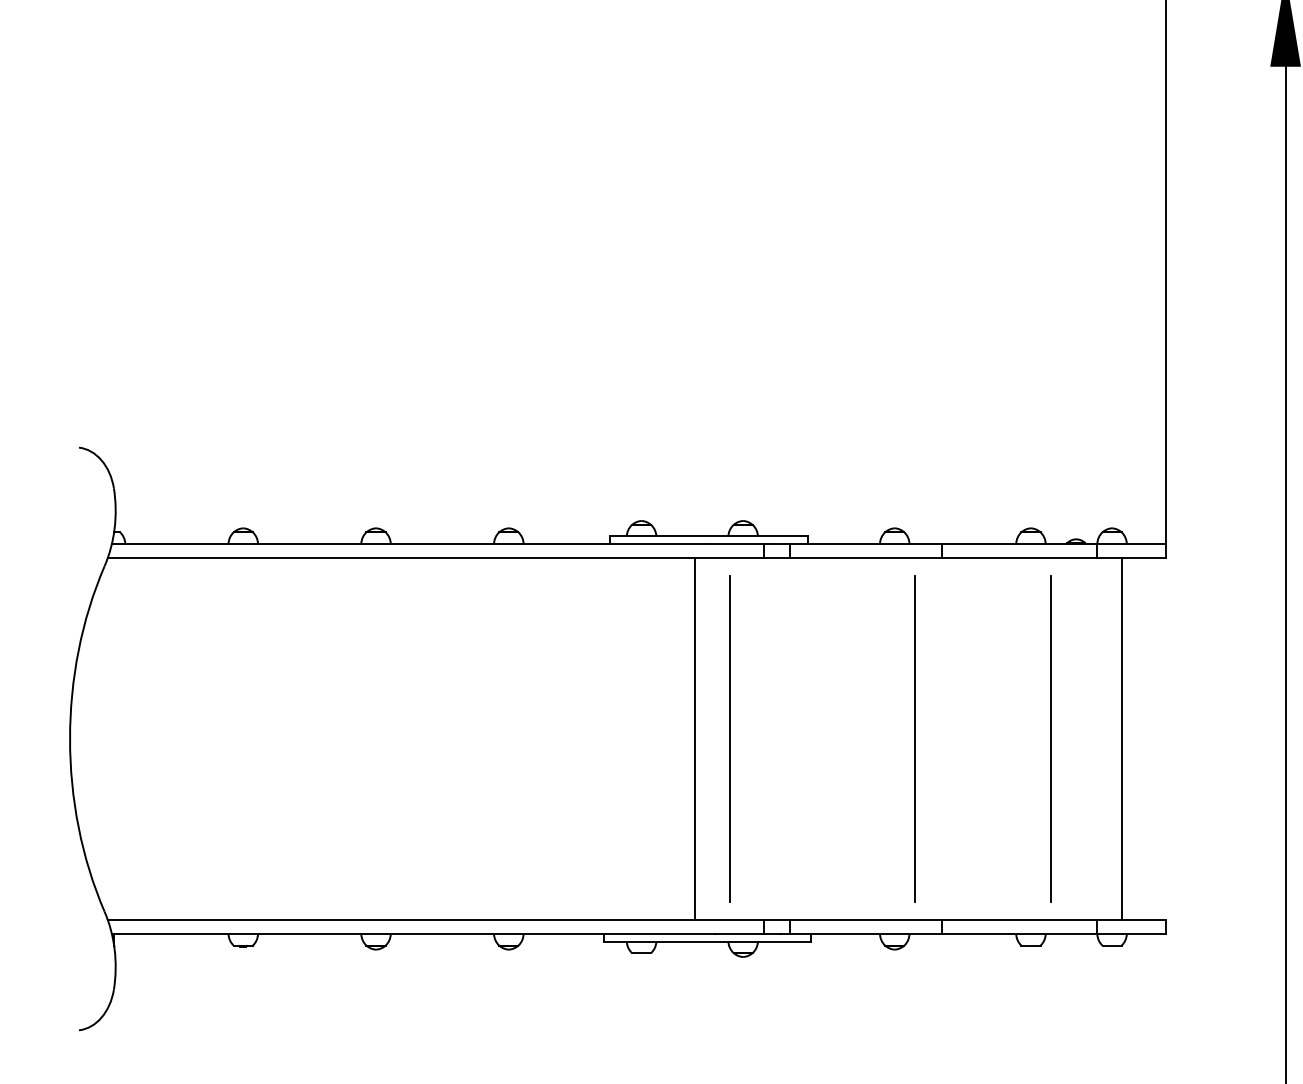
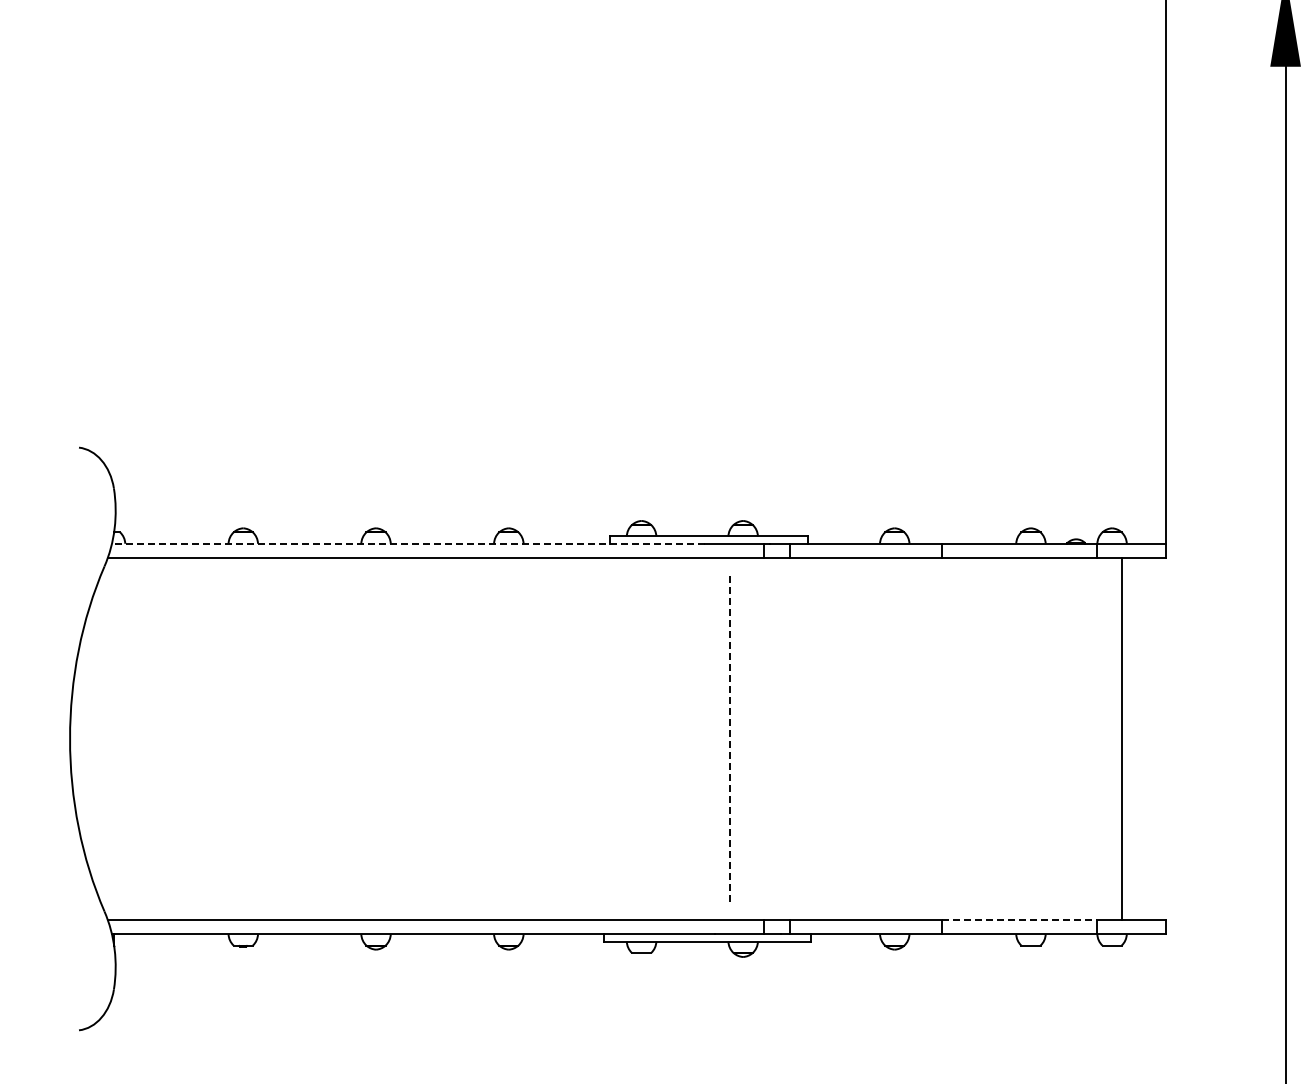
line: solid -> dashed (407, 543)
line: present -> none (695, 738)
line: solid -> dashed (730, 738)
line: present -> none (914, 738)
line: present -> none (1050, 738)
line: solid -> dashed (1020, 920)
